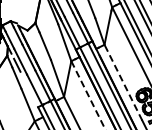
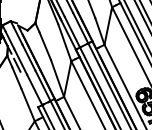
line: dashed -> solid (123, 82)
line: dashed -> solid (88, 95)
